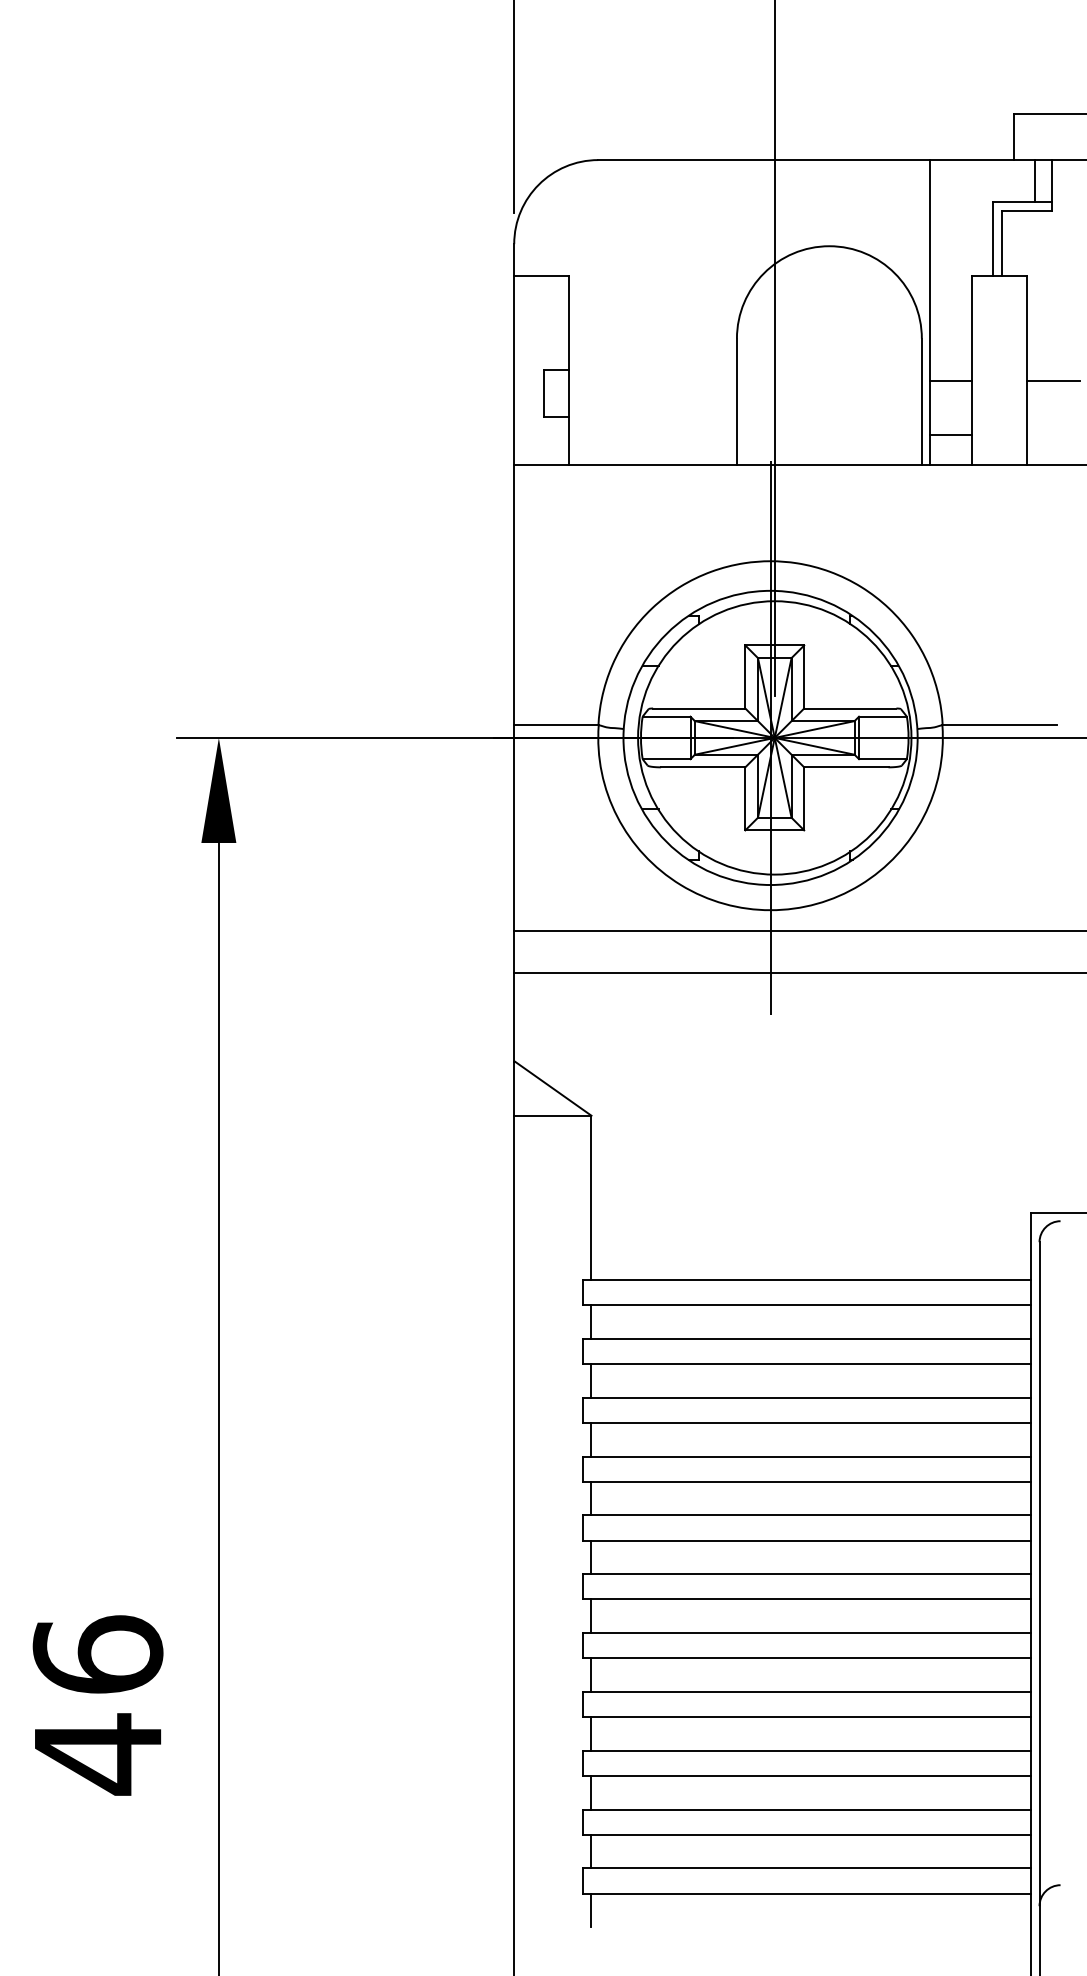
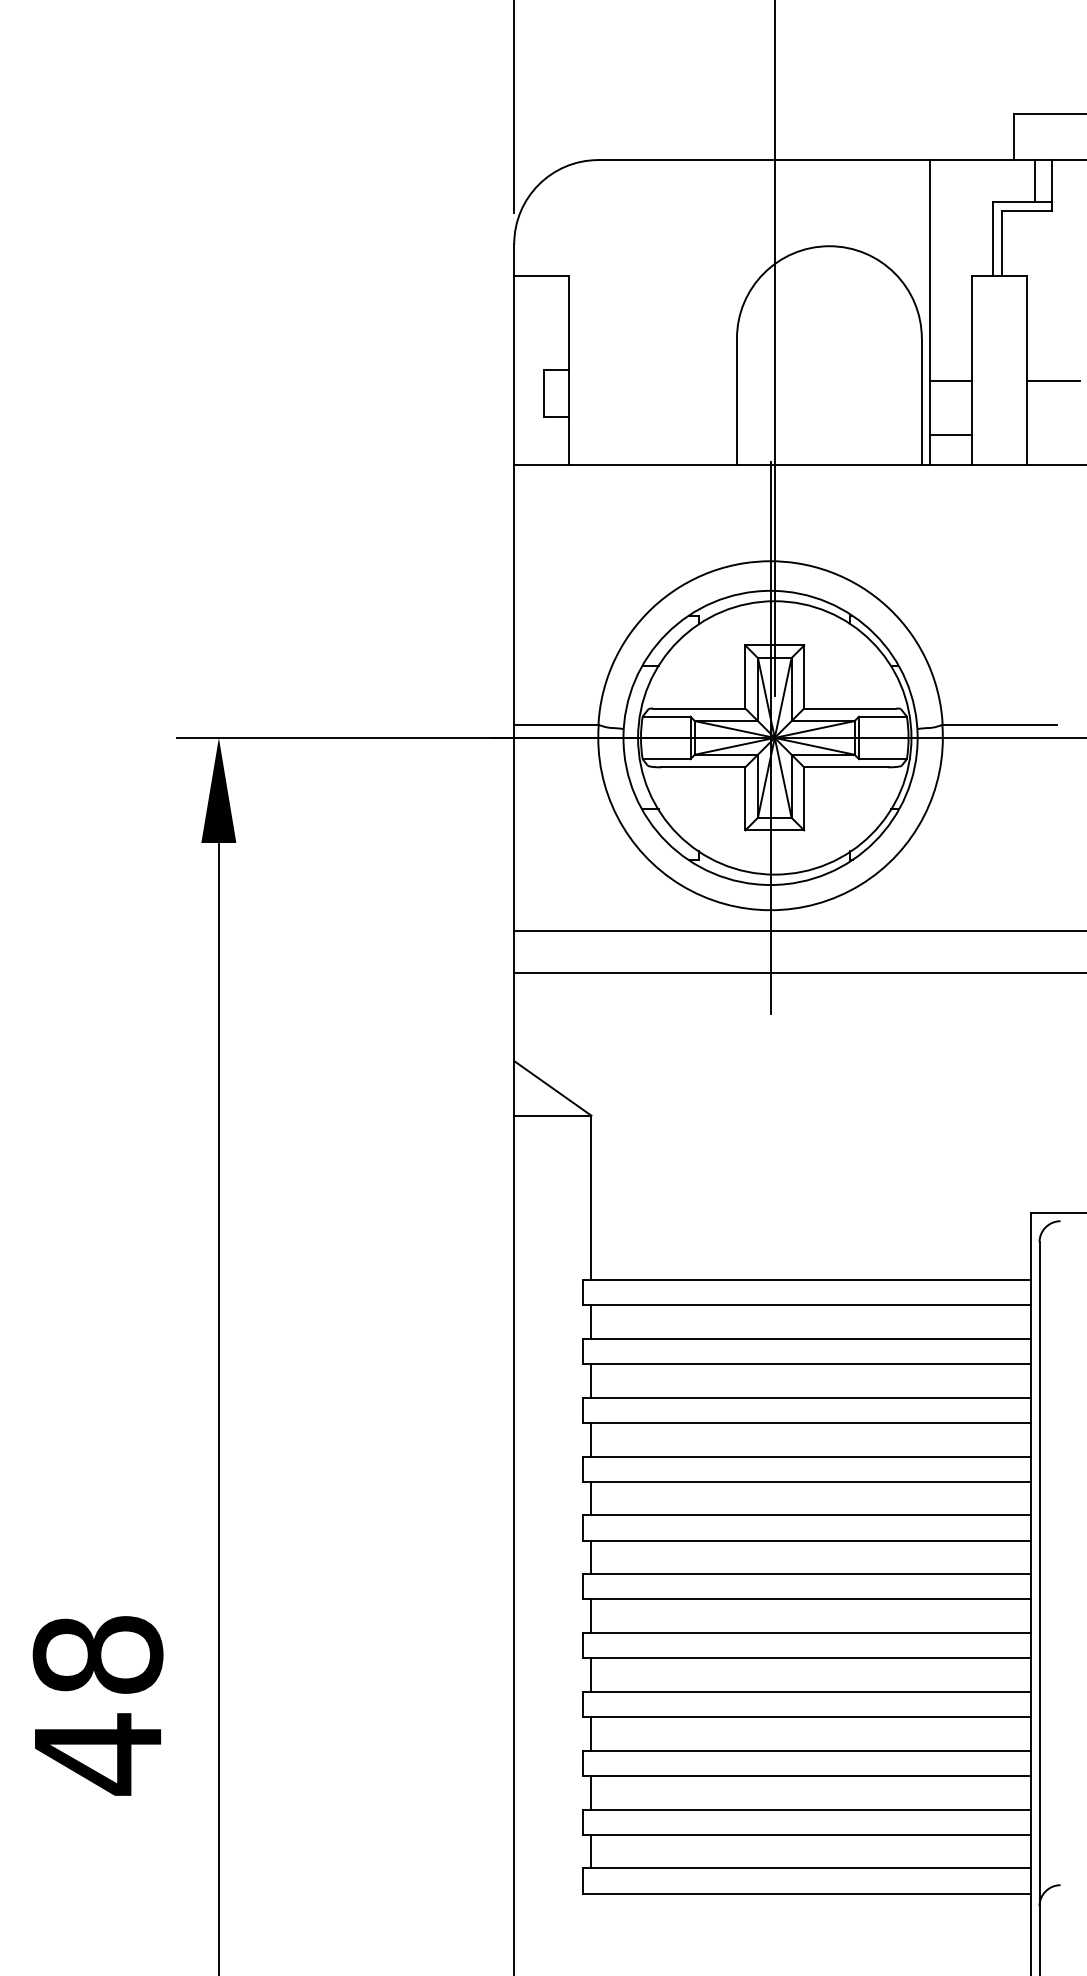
text: 46 -> 48 (97, 1654)
line: present -> none (591, 1910)
